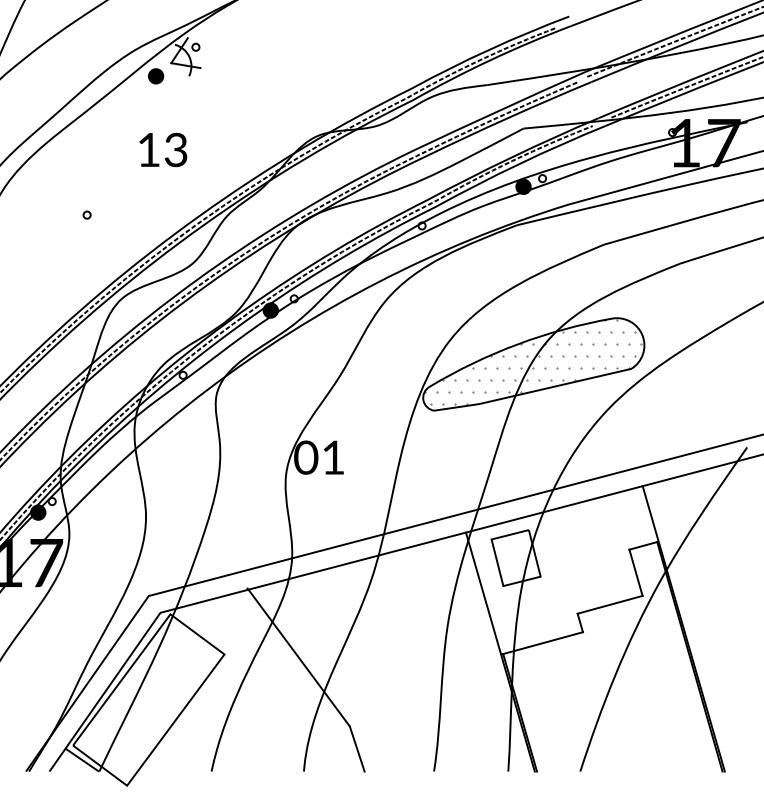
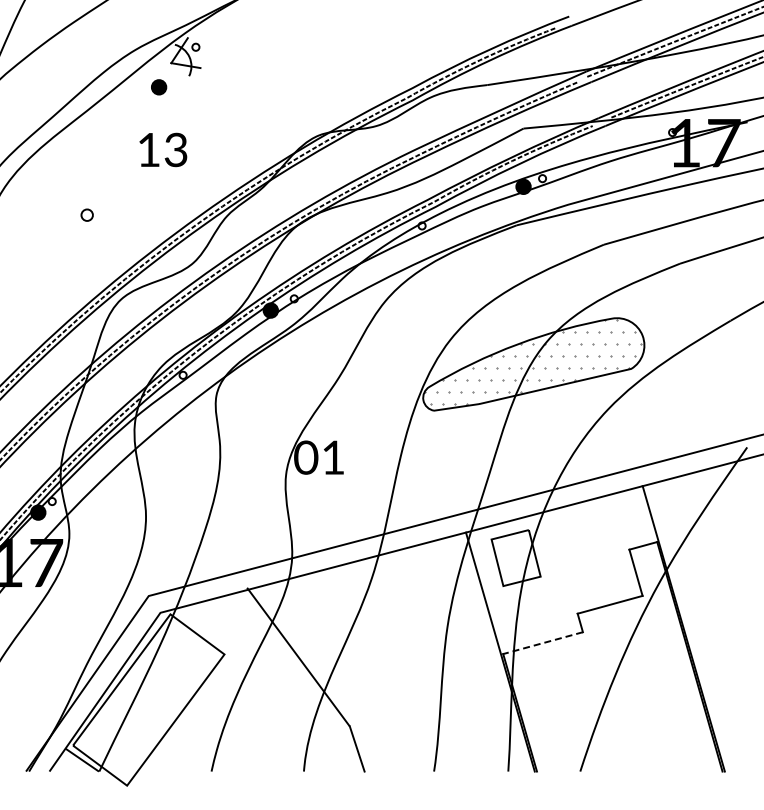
part position: (156, 76) -> (159, 87) (159, 87)
circle size: 10x10 px -> 14x14 px (86, 214)
line: solid -> dashed (542, 643)
